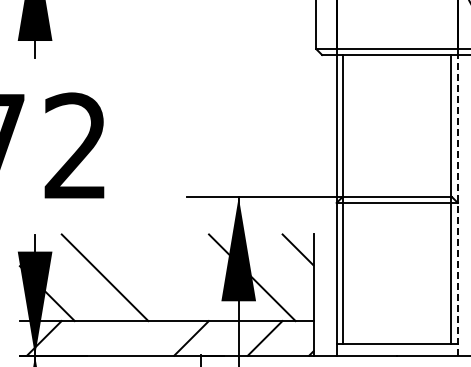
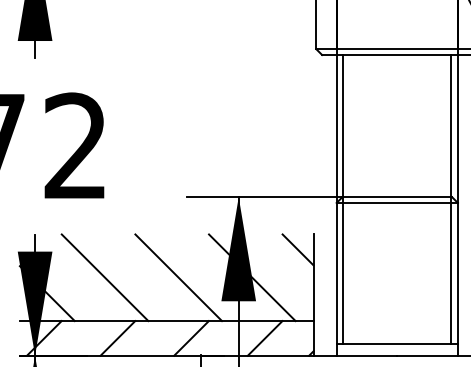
line: dashed -> solid (457, 204)
line: none -> present (178, 277)
line: none -> present (117, 338)
